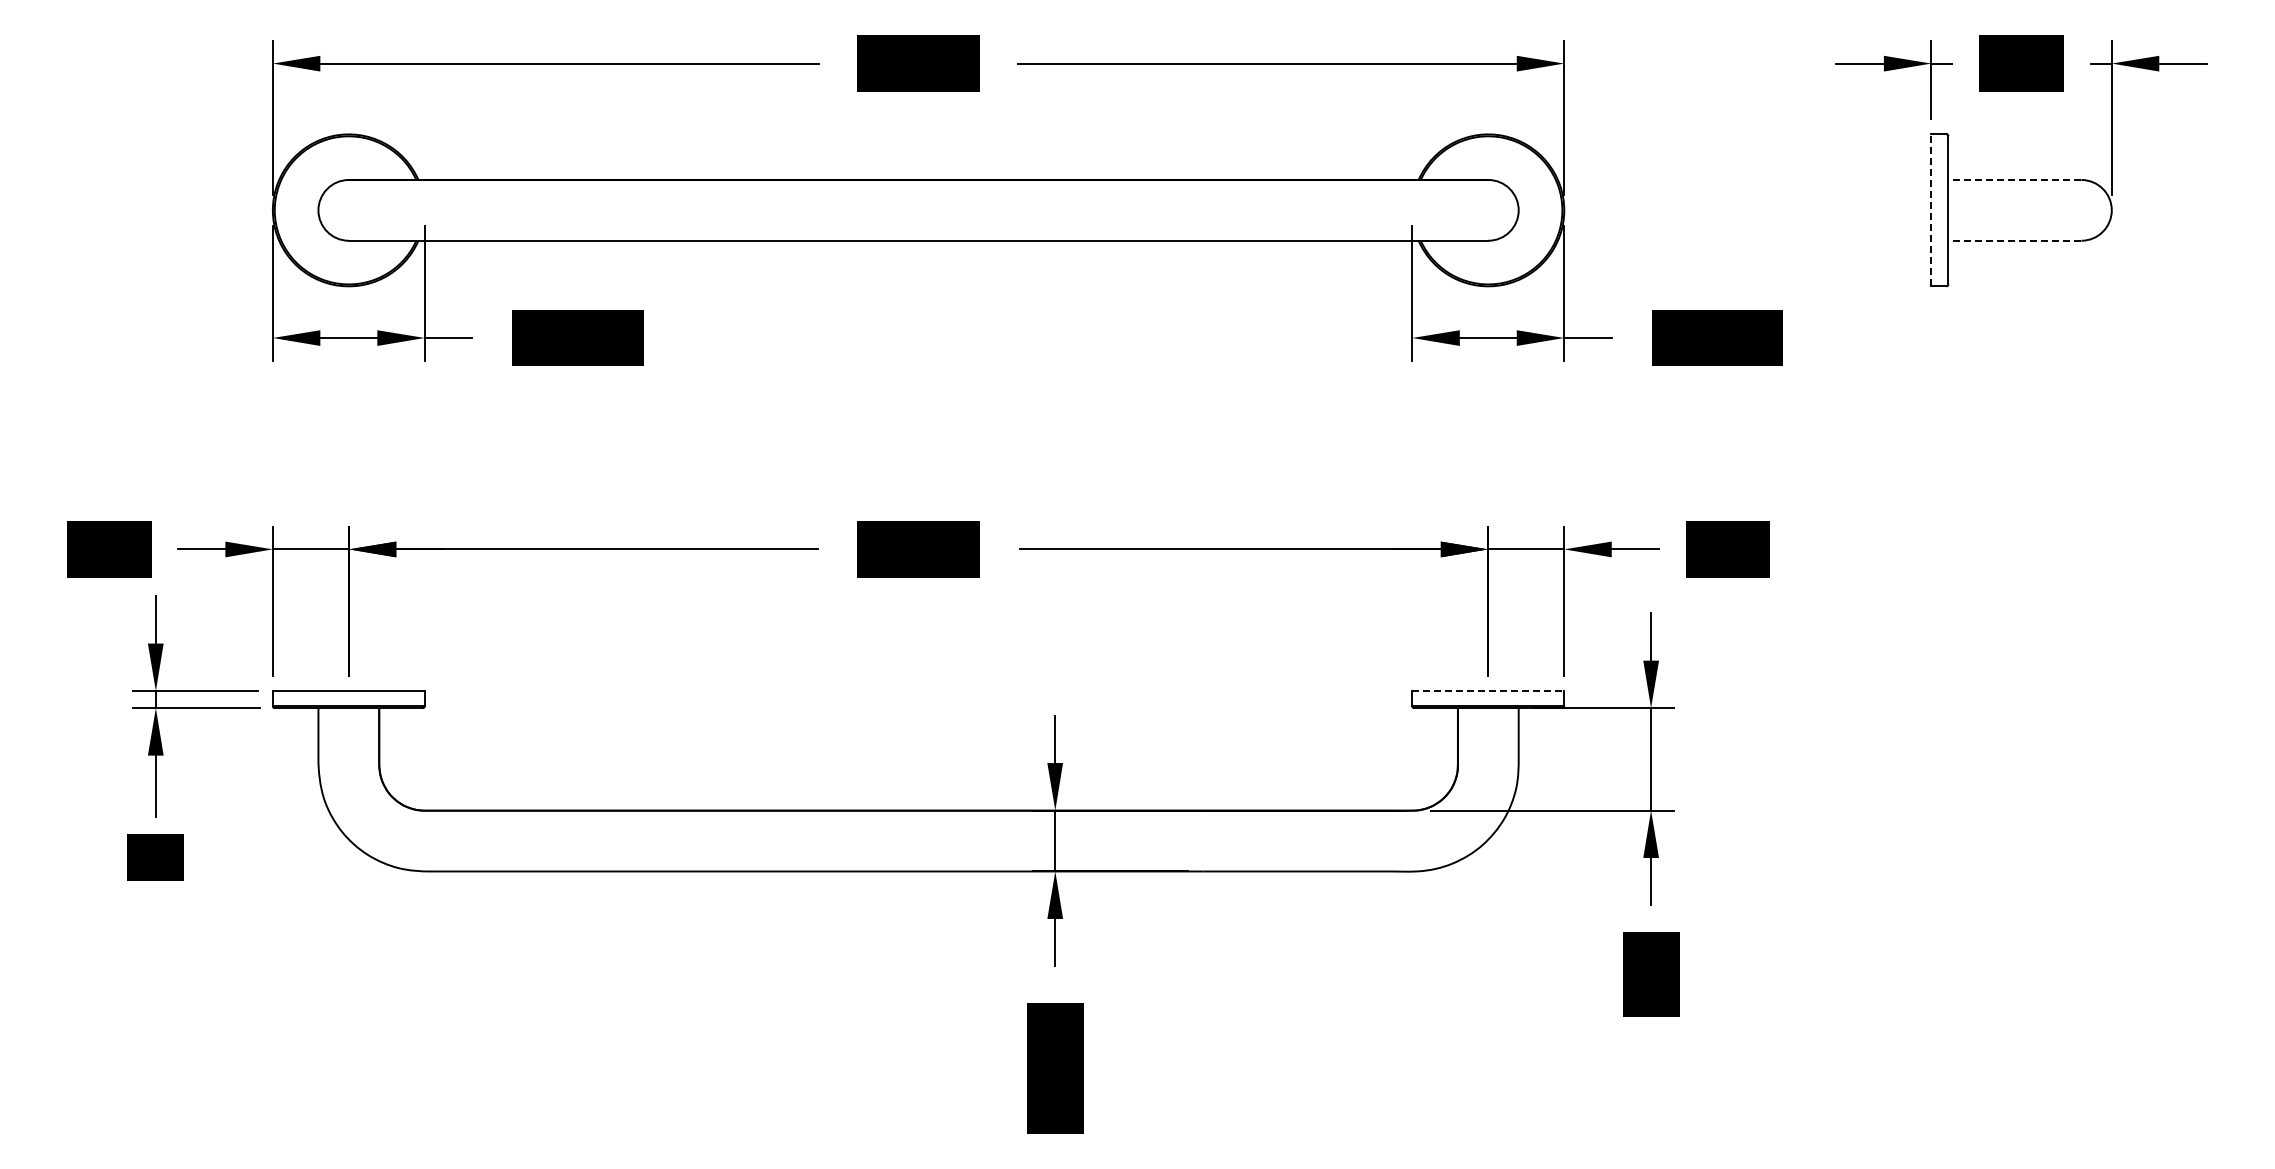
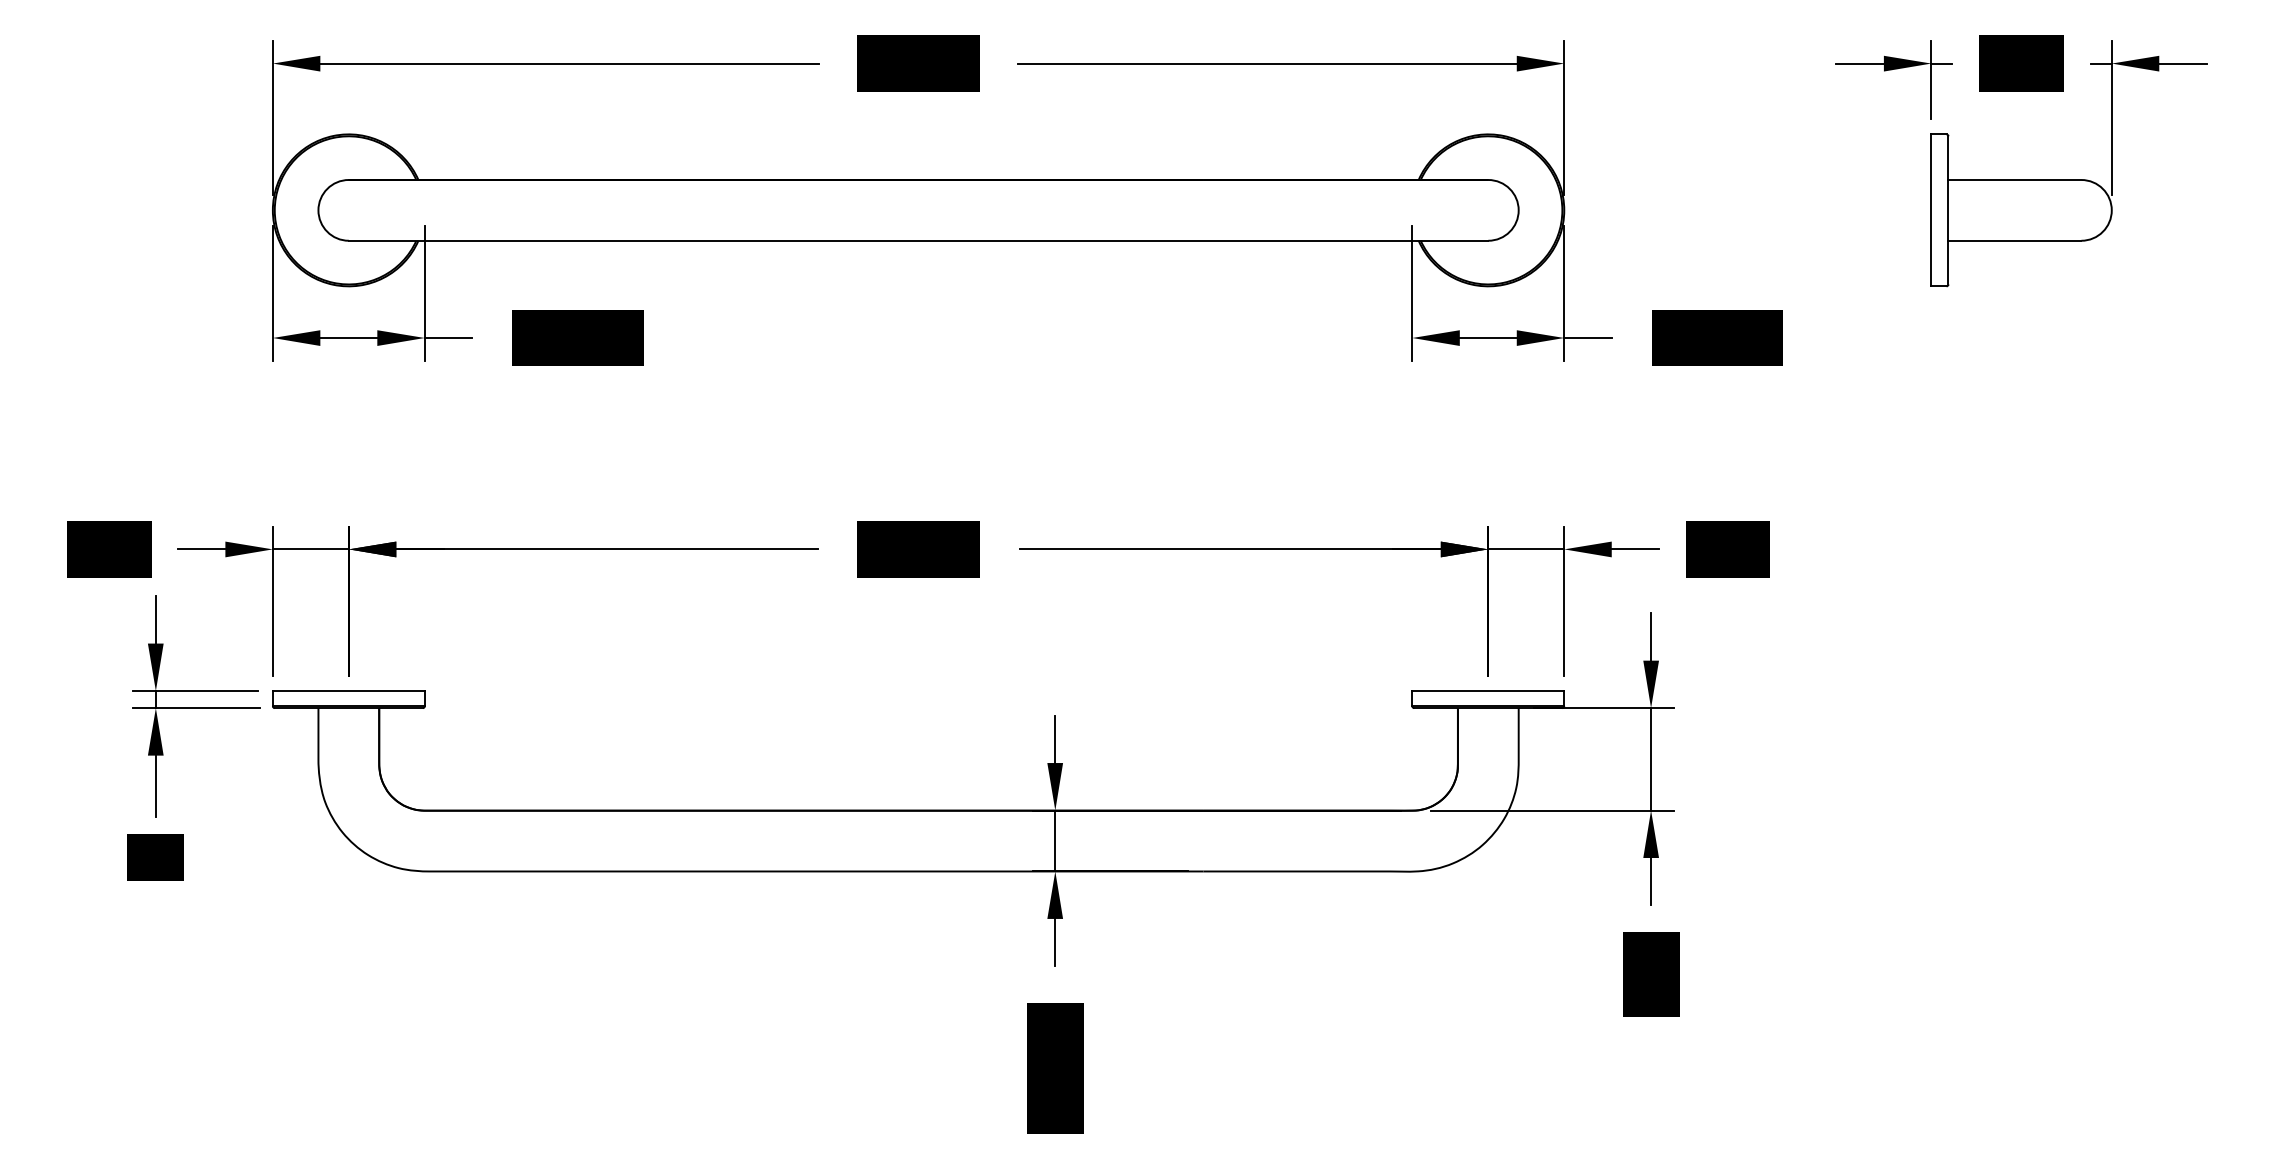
line: dashed -> solid (2014, 180)
line: dashed -> solid (1931, 210)
line: dashed -> solid (2014, 240)
line: dashed -> solid (1488, 691)
